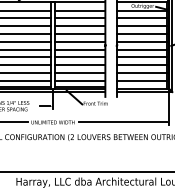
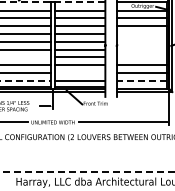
line: solid -> dashed (52, 1)
line: present -> none (142, 34)
line: present -> none (142, 41)
line: present -> none (142, 49)
line: present -> none (26, 57)
line: present -> none (142, 57)
line: present -> none (79, 72)
line: solid -> dashed (26, 80)
line: solid -> dashed (141, 80)
line: solid -> dashed (87, 172)
